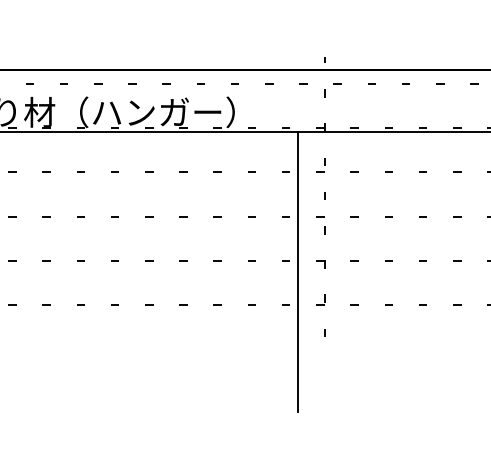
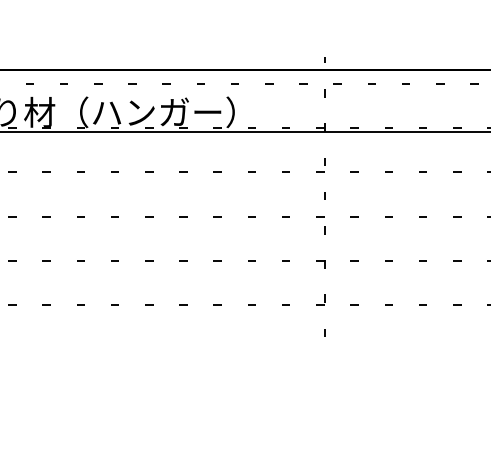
line: present -> none (298, 271)
